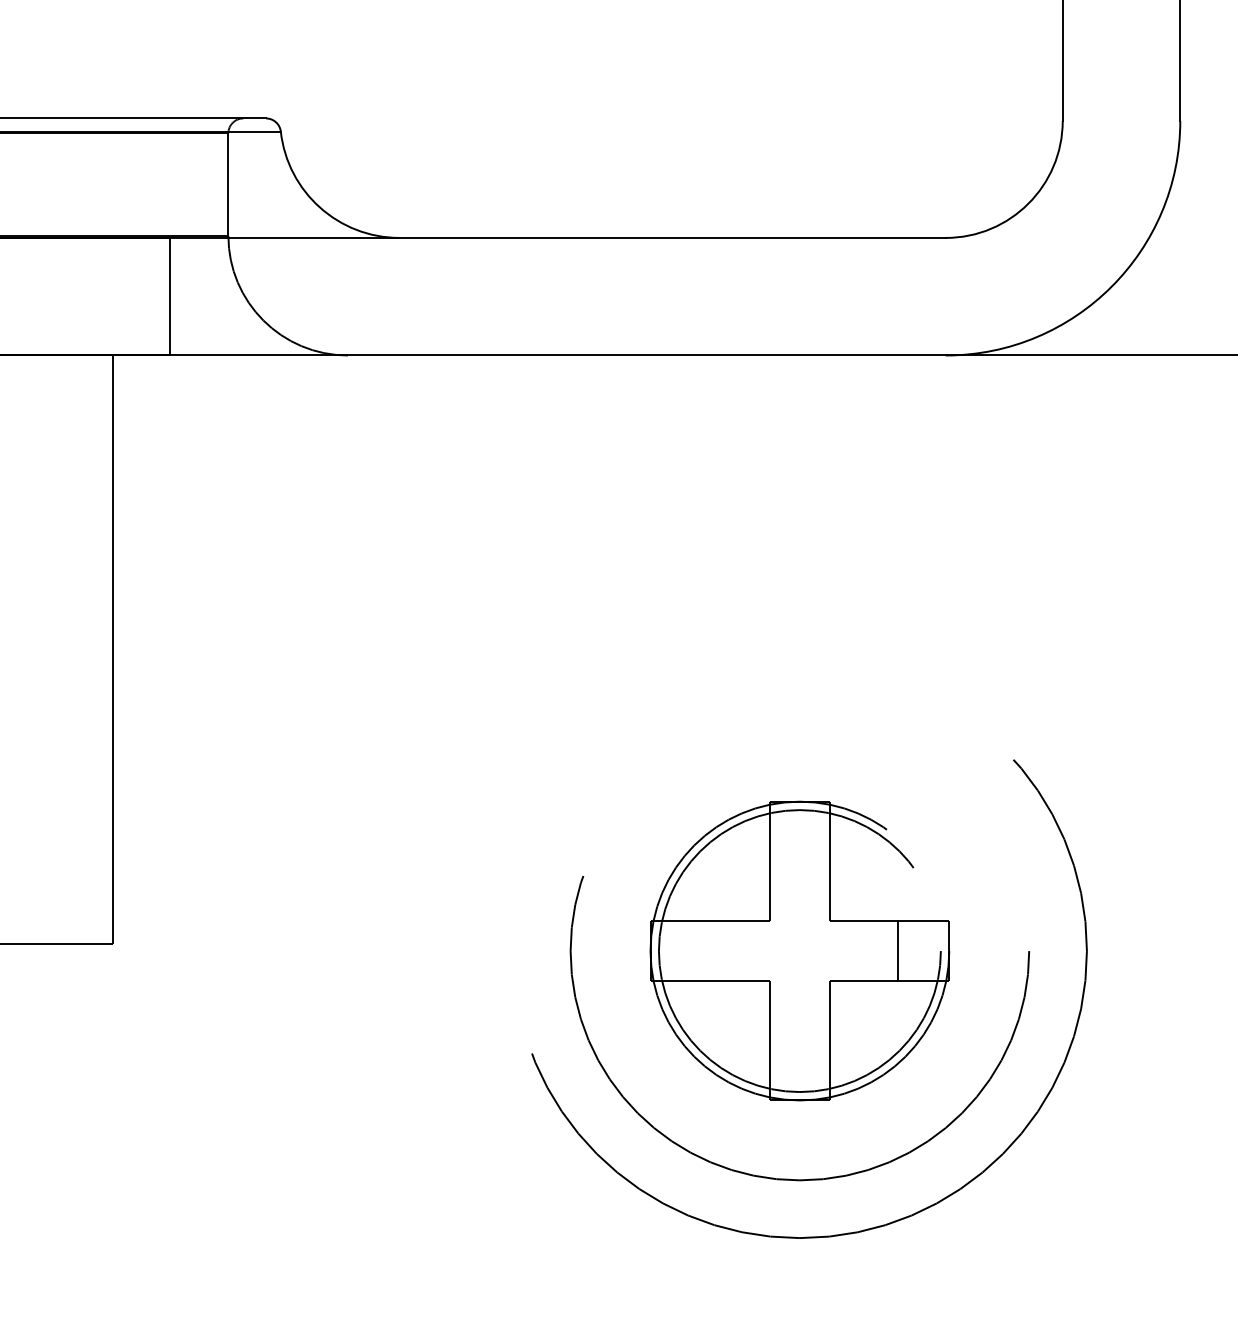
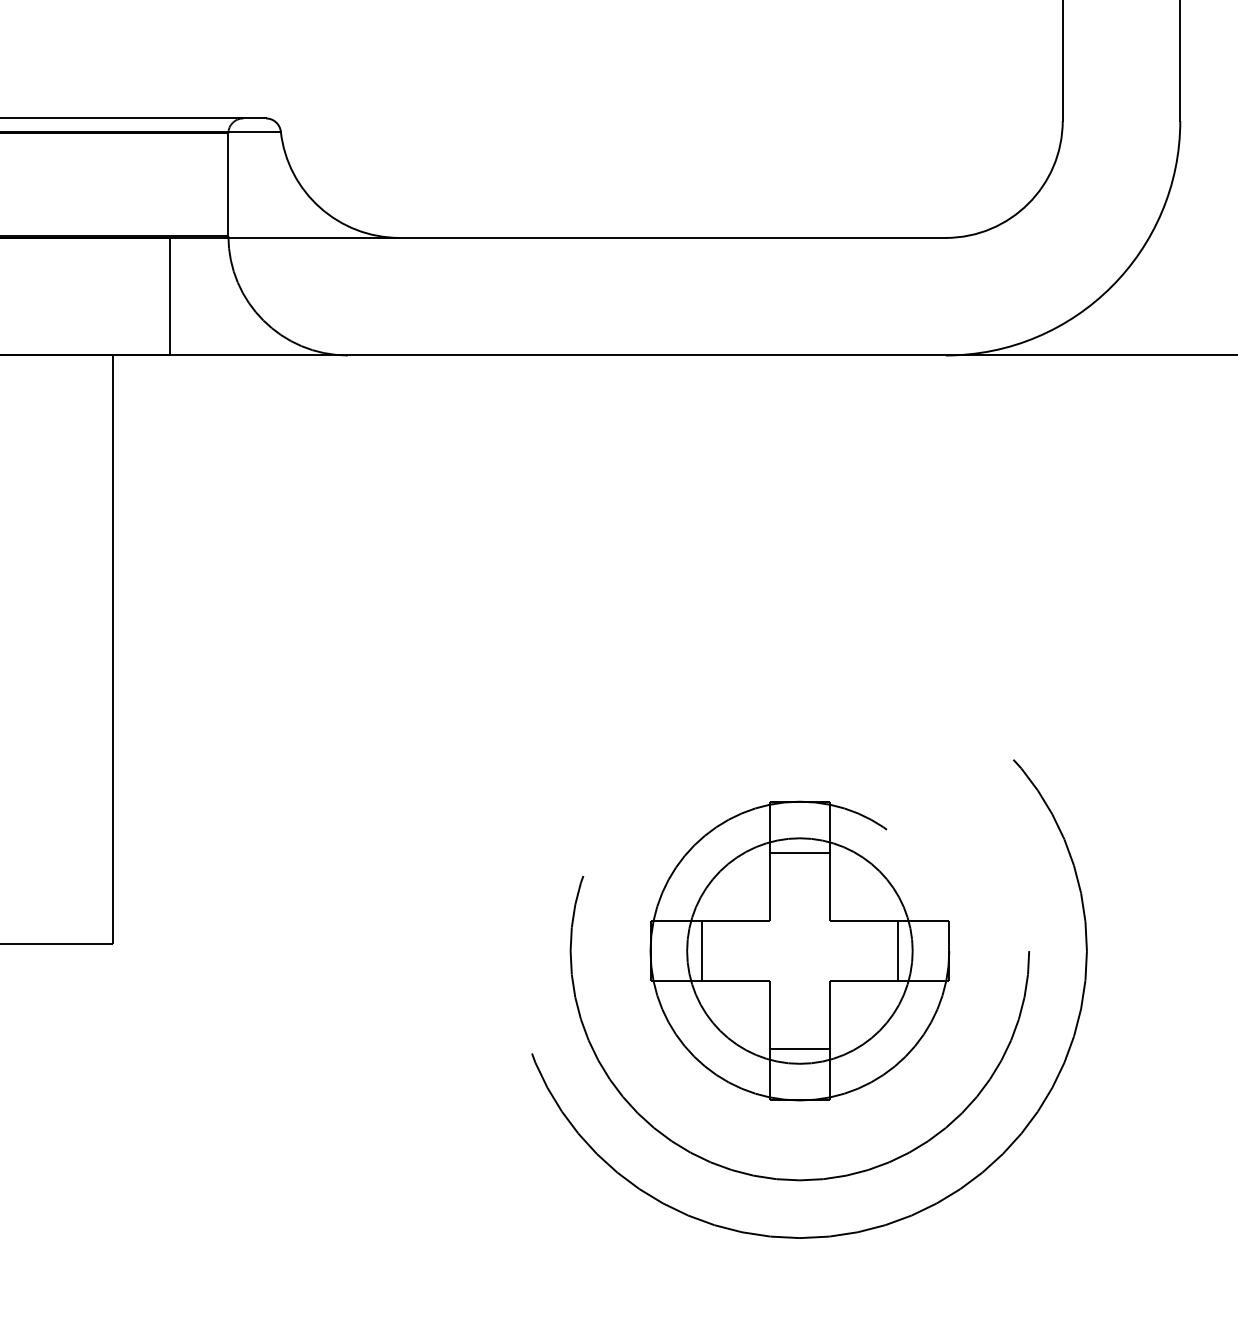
line: none -> present (799, 853)
line: none -> present (702, 950)
circle diameter: 282 px -> 226 px (799, 950)
line: none -> present (799, 1048)
